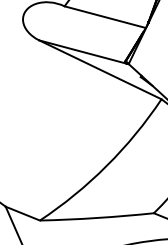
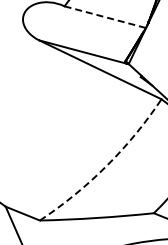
line: solid -> dashed (104, 16)
arc: solid -> dashed (106, 165)
